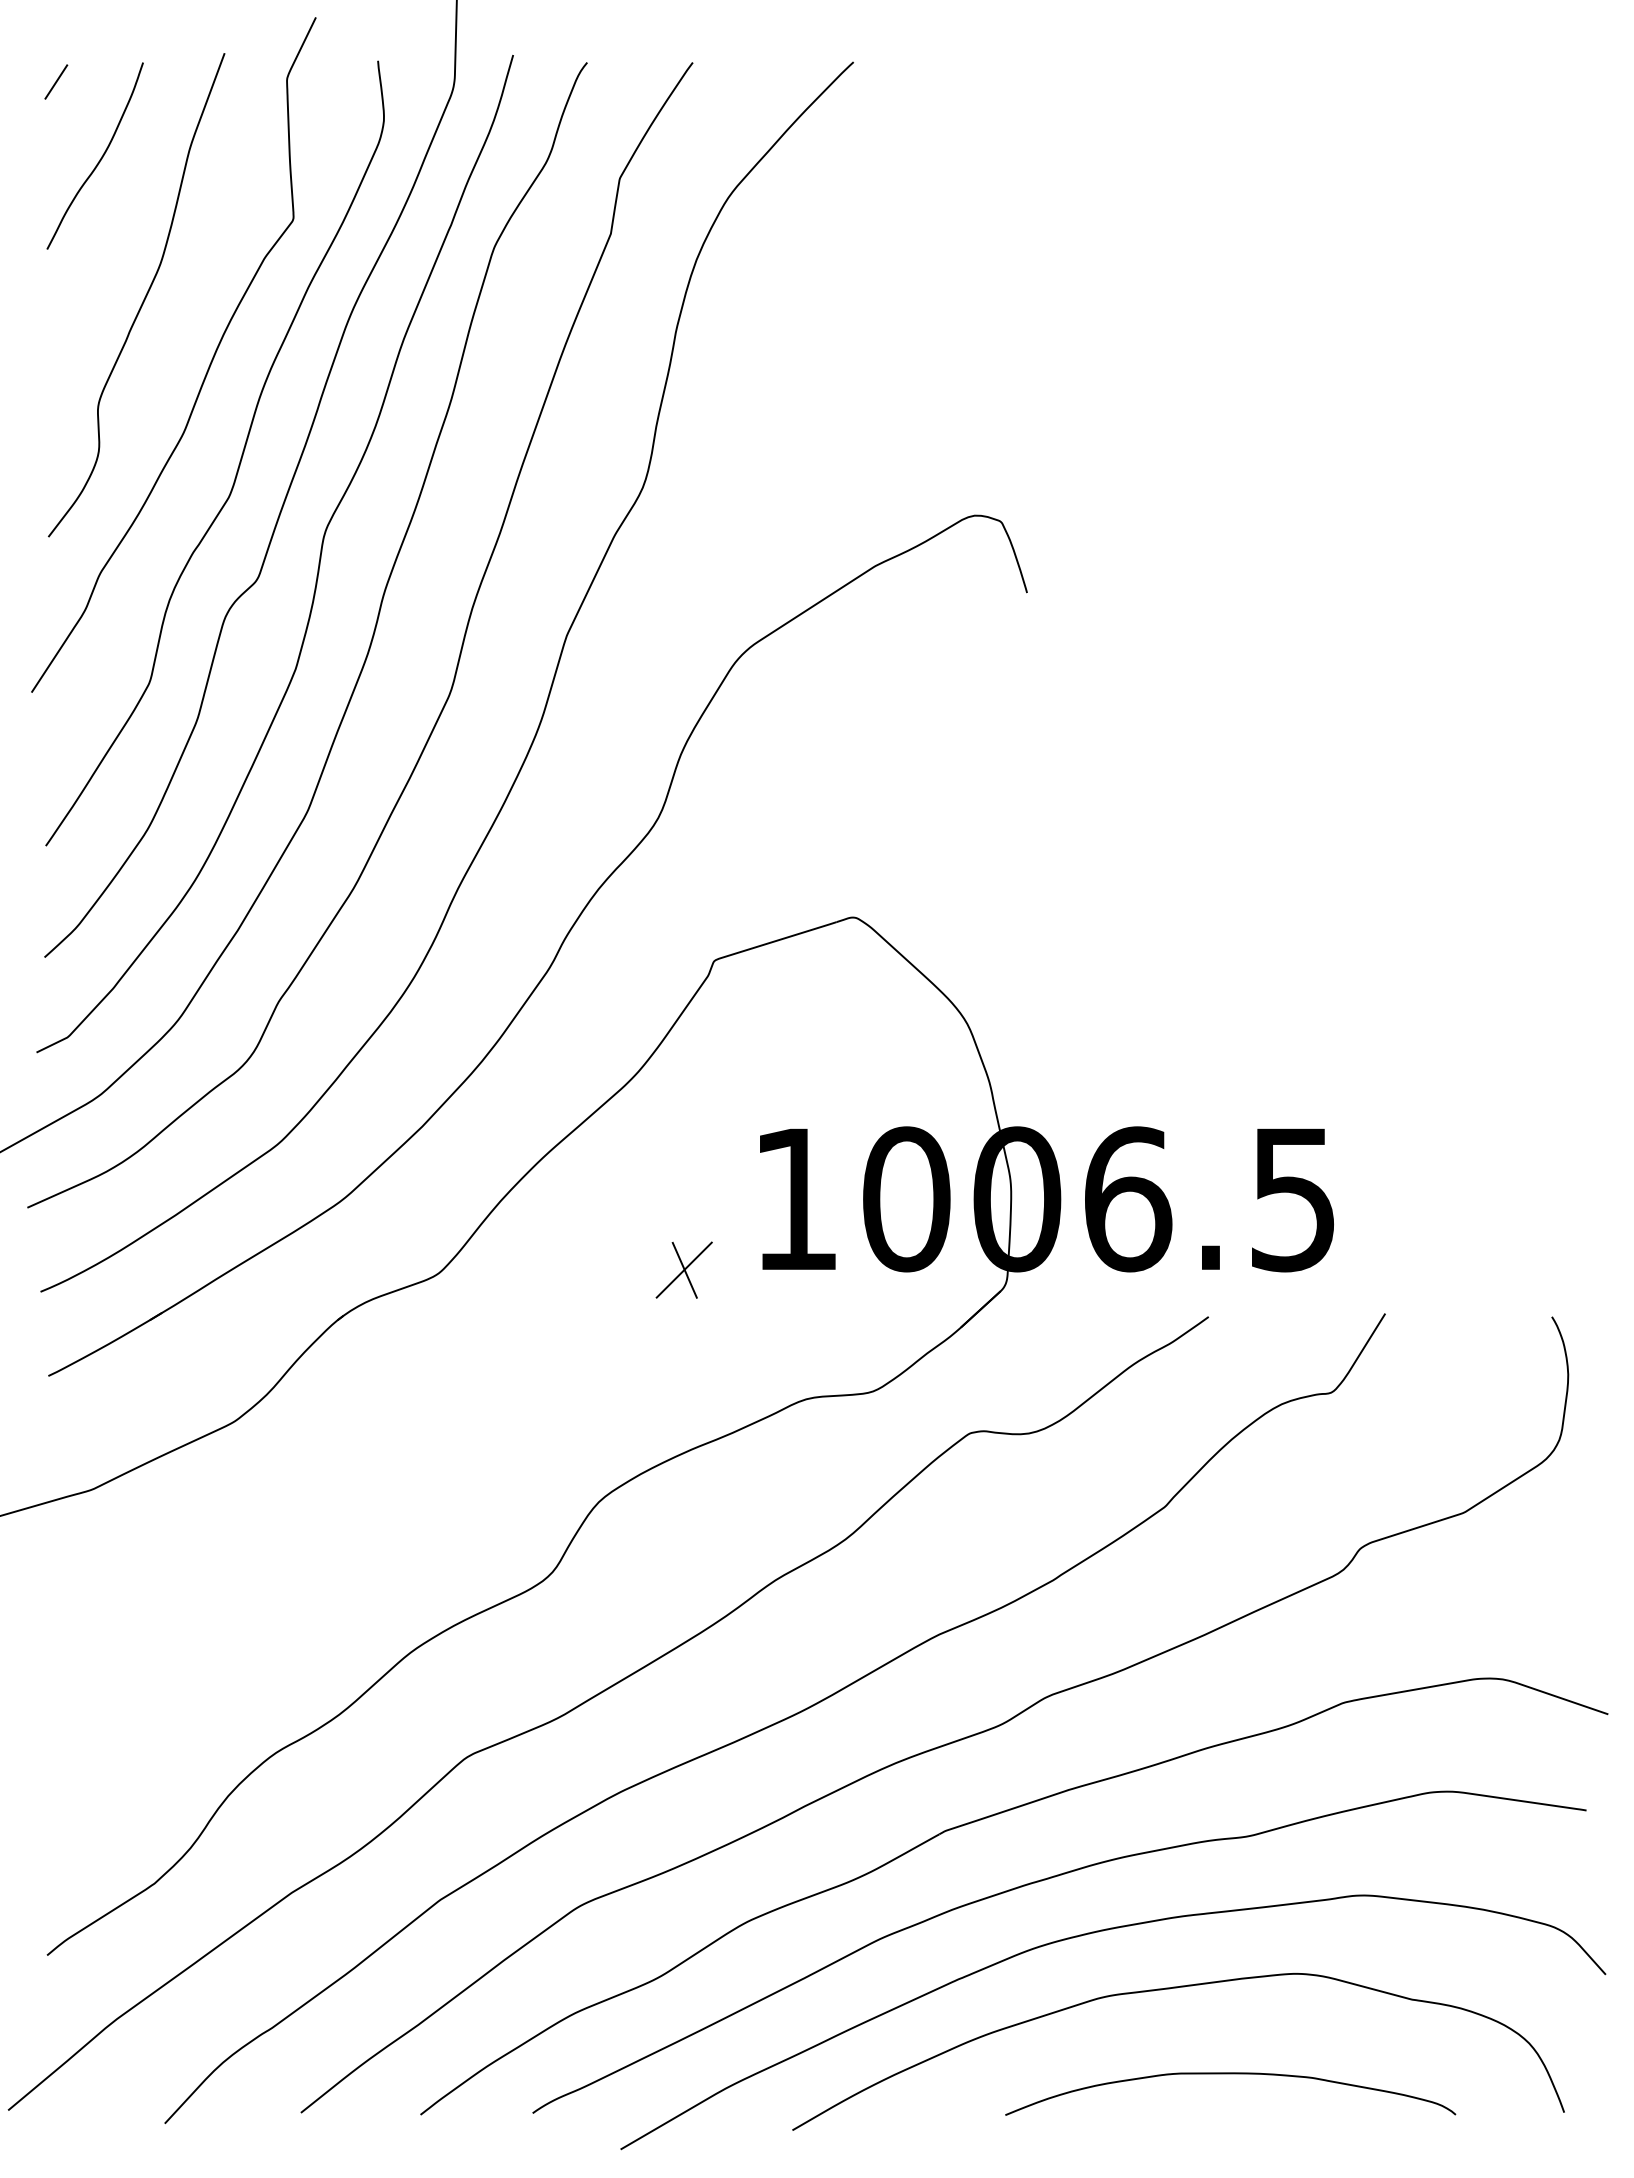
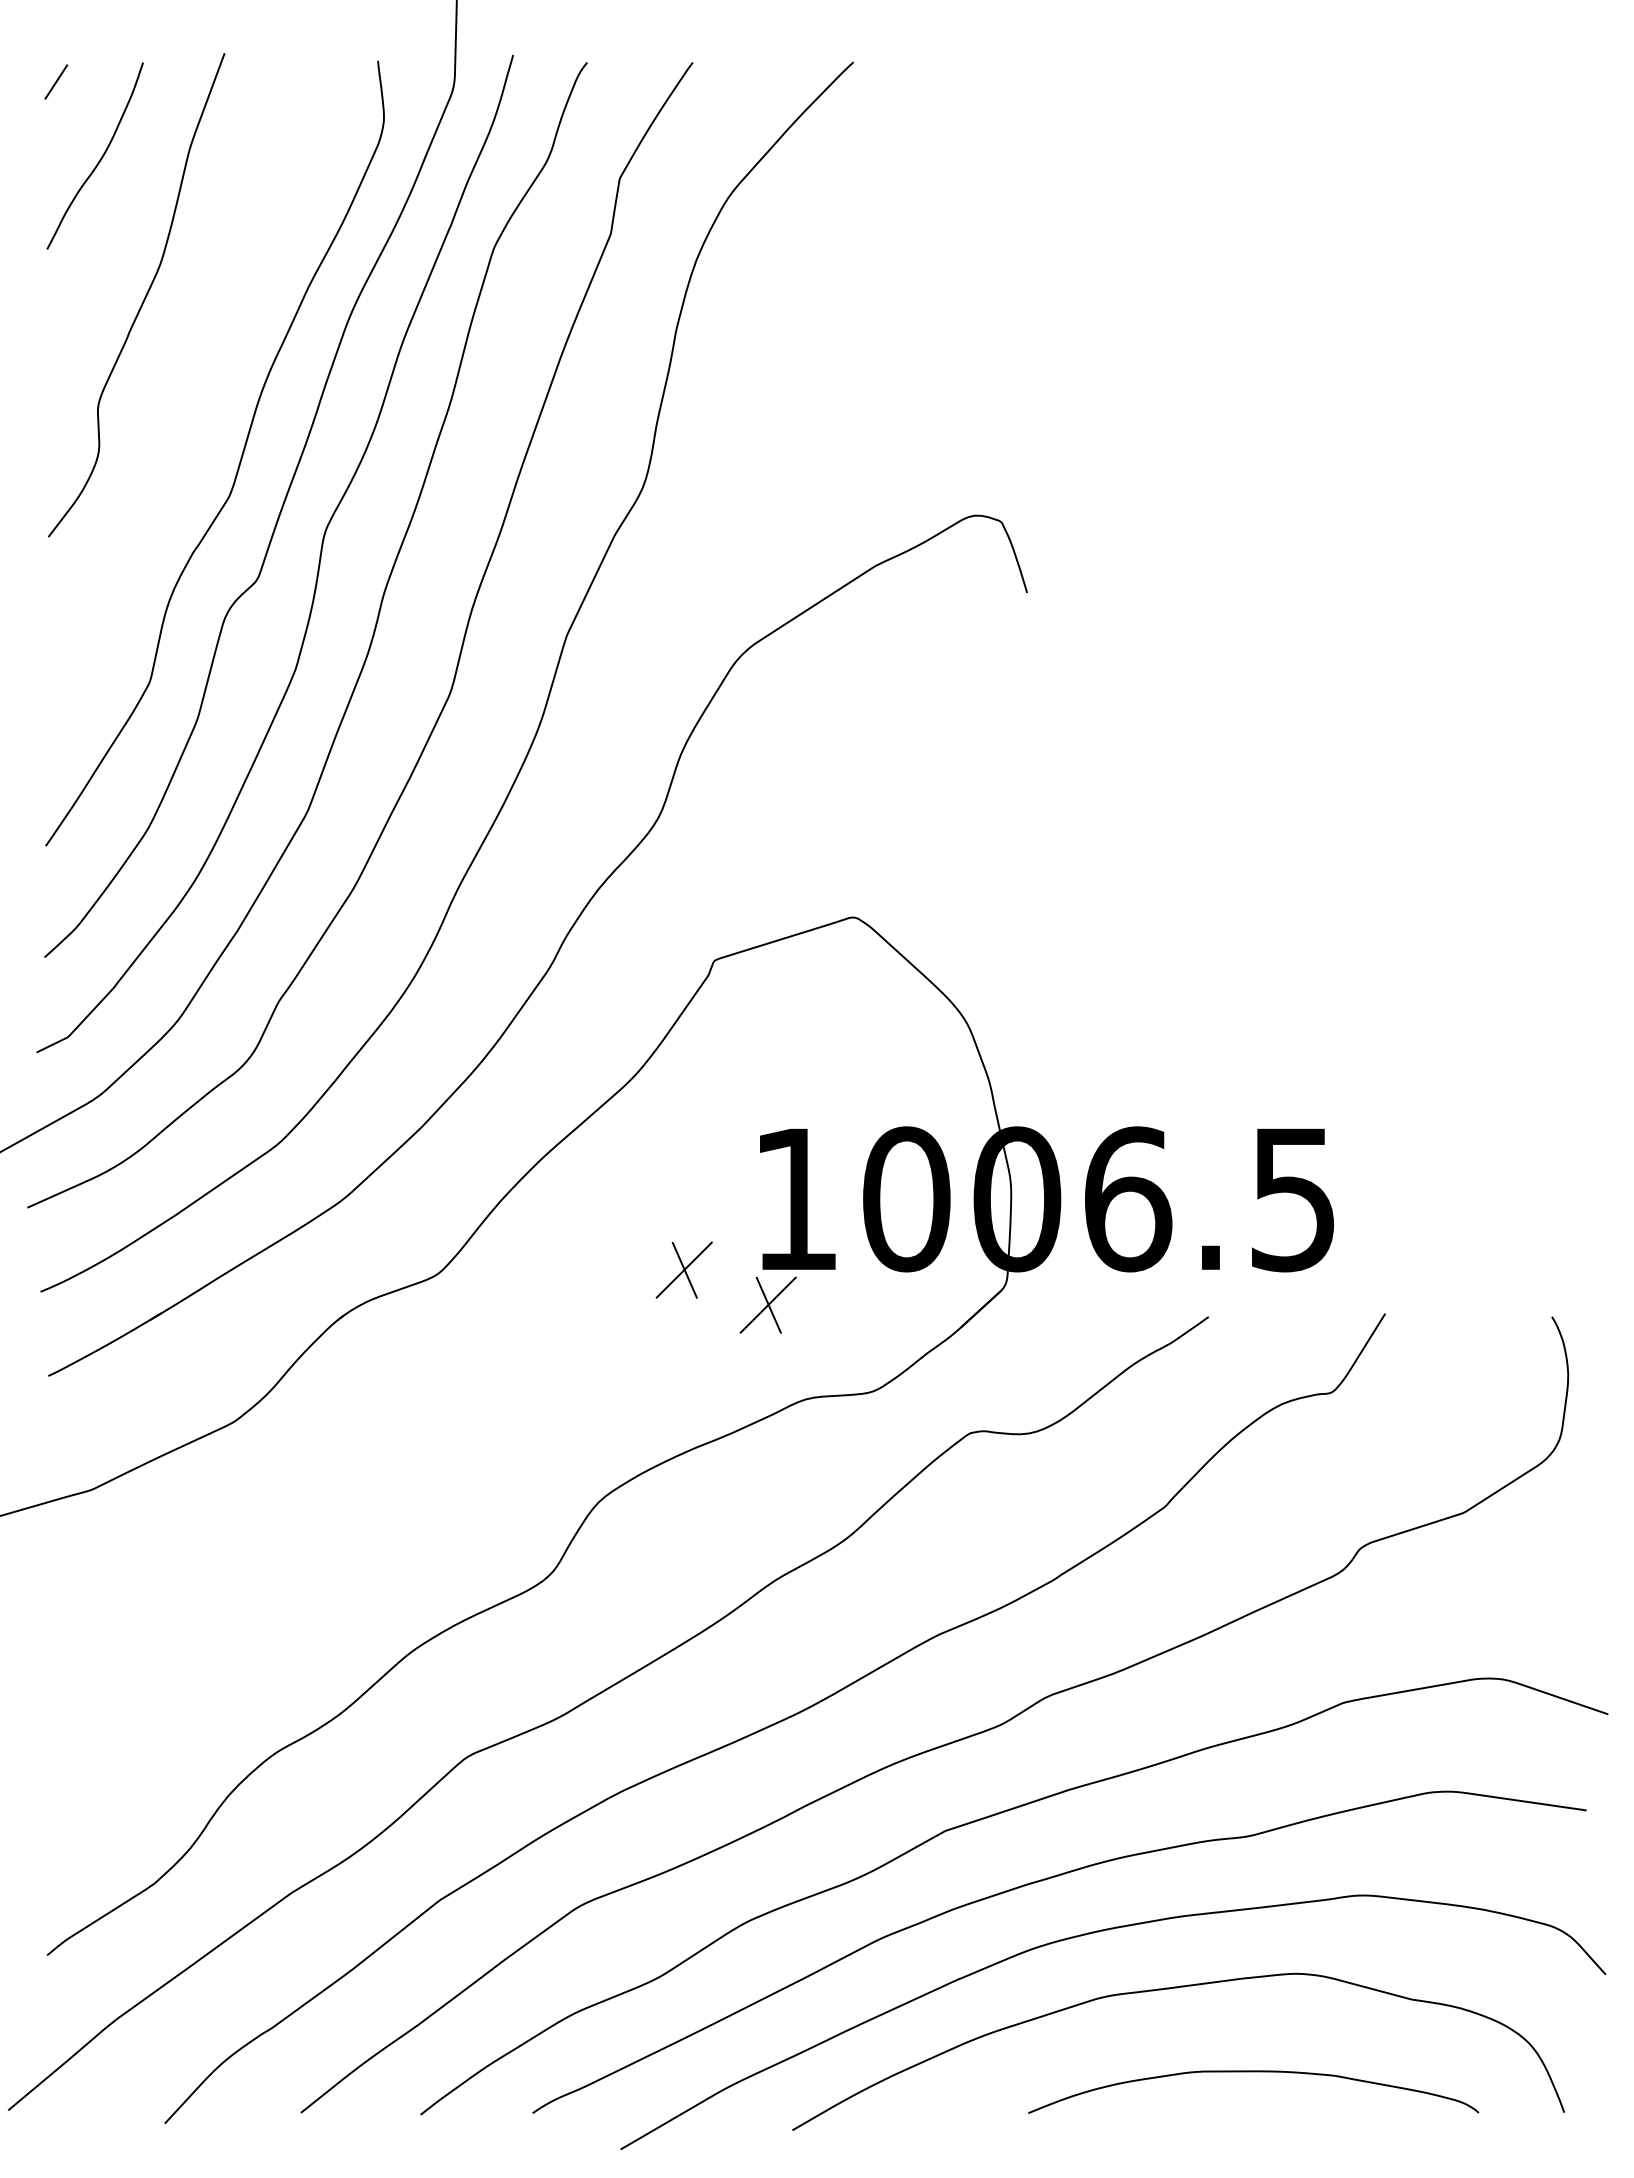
curve: present -> none (208, 366)
part: none -> present (767, 1304)
curve position: (1230, 2074) -> (1253, 2072) (1253, 2072)
